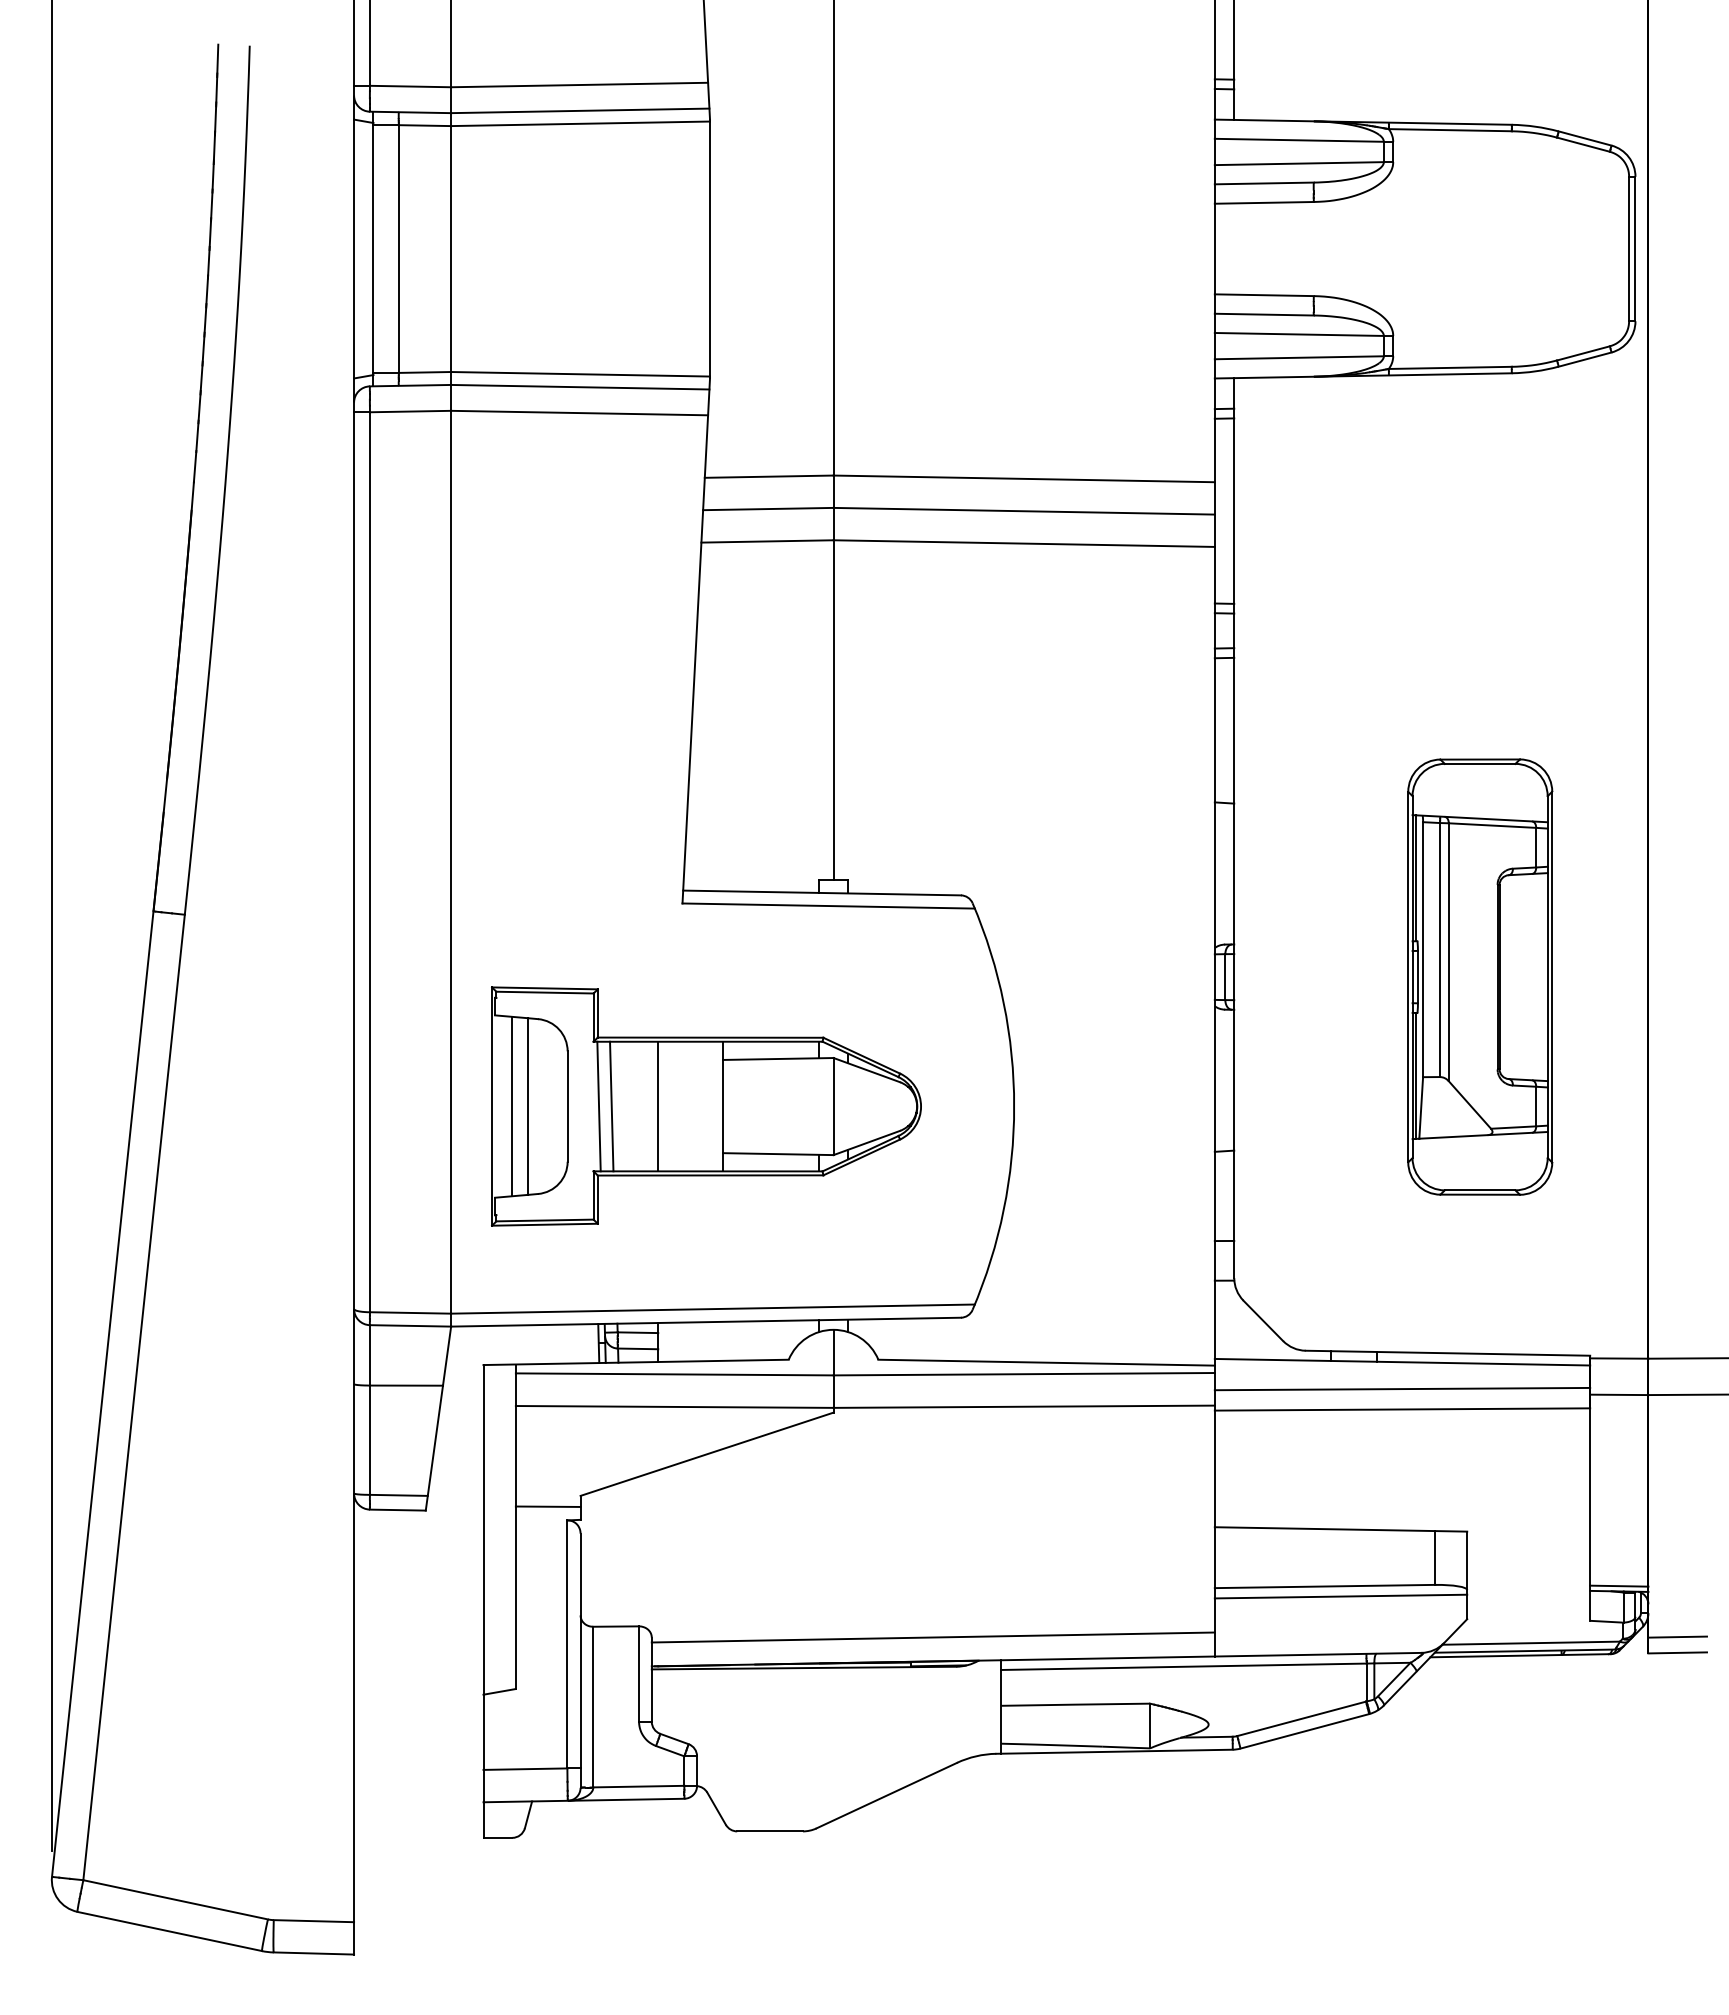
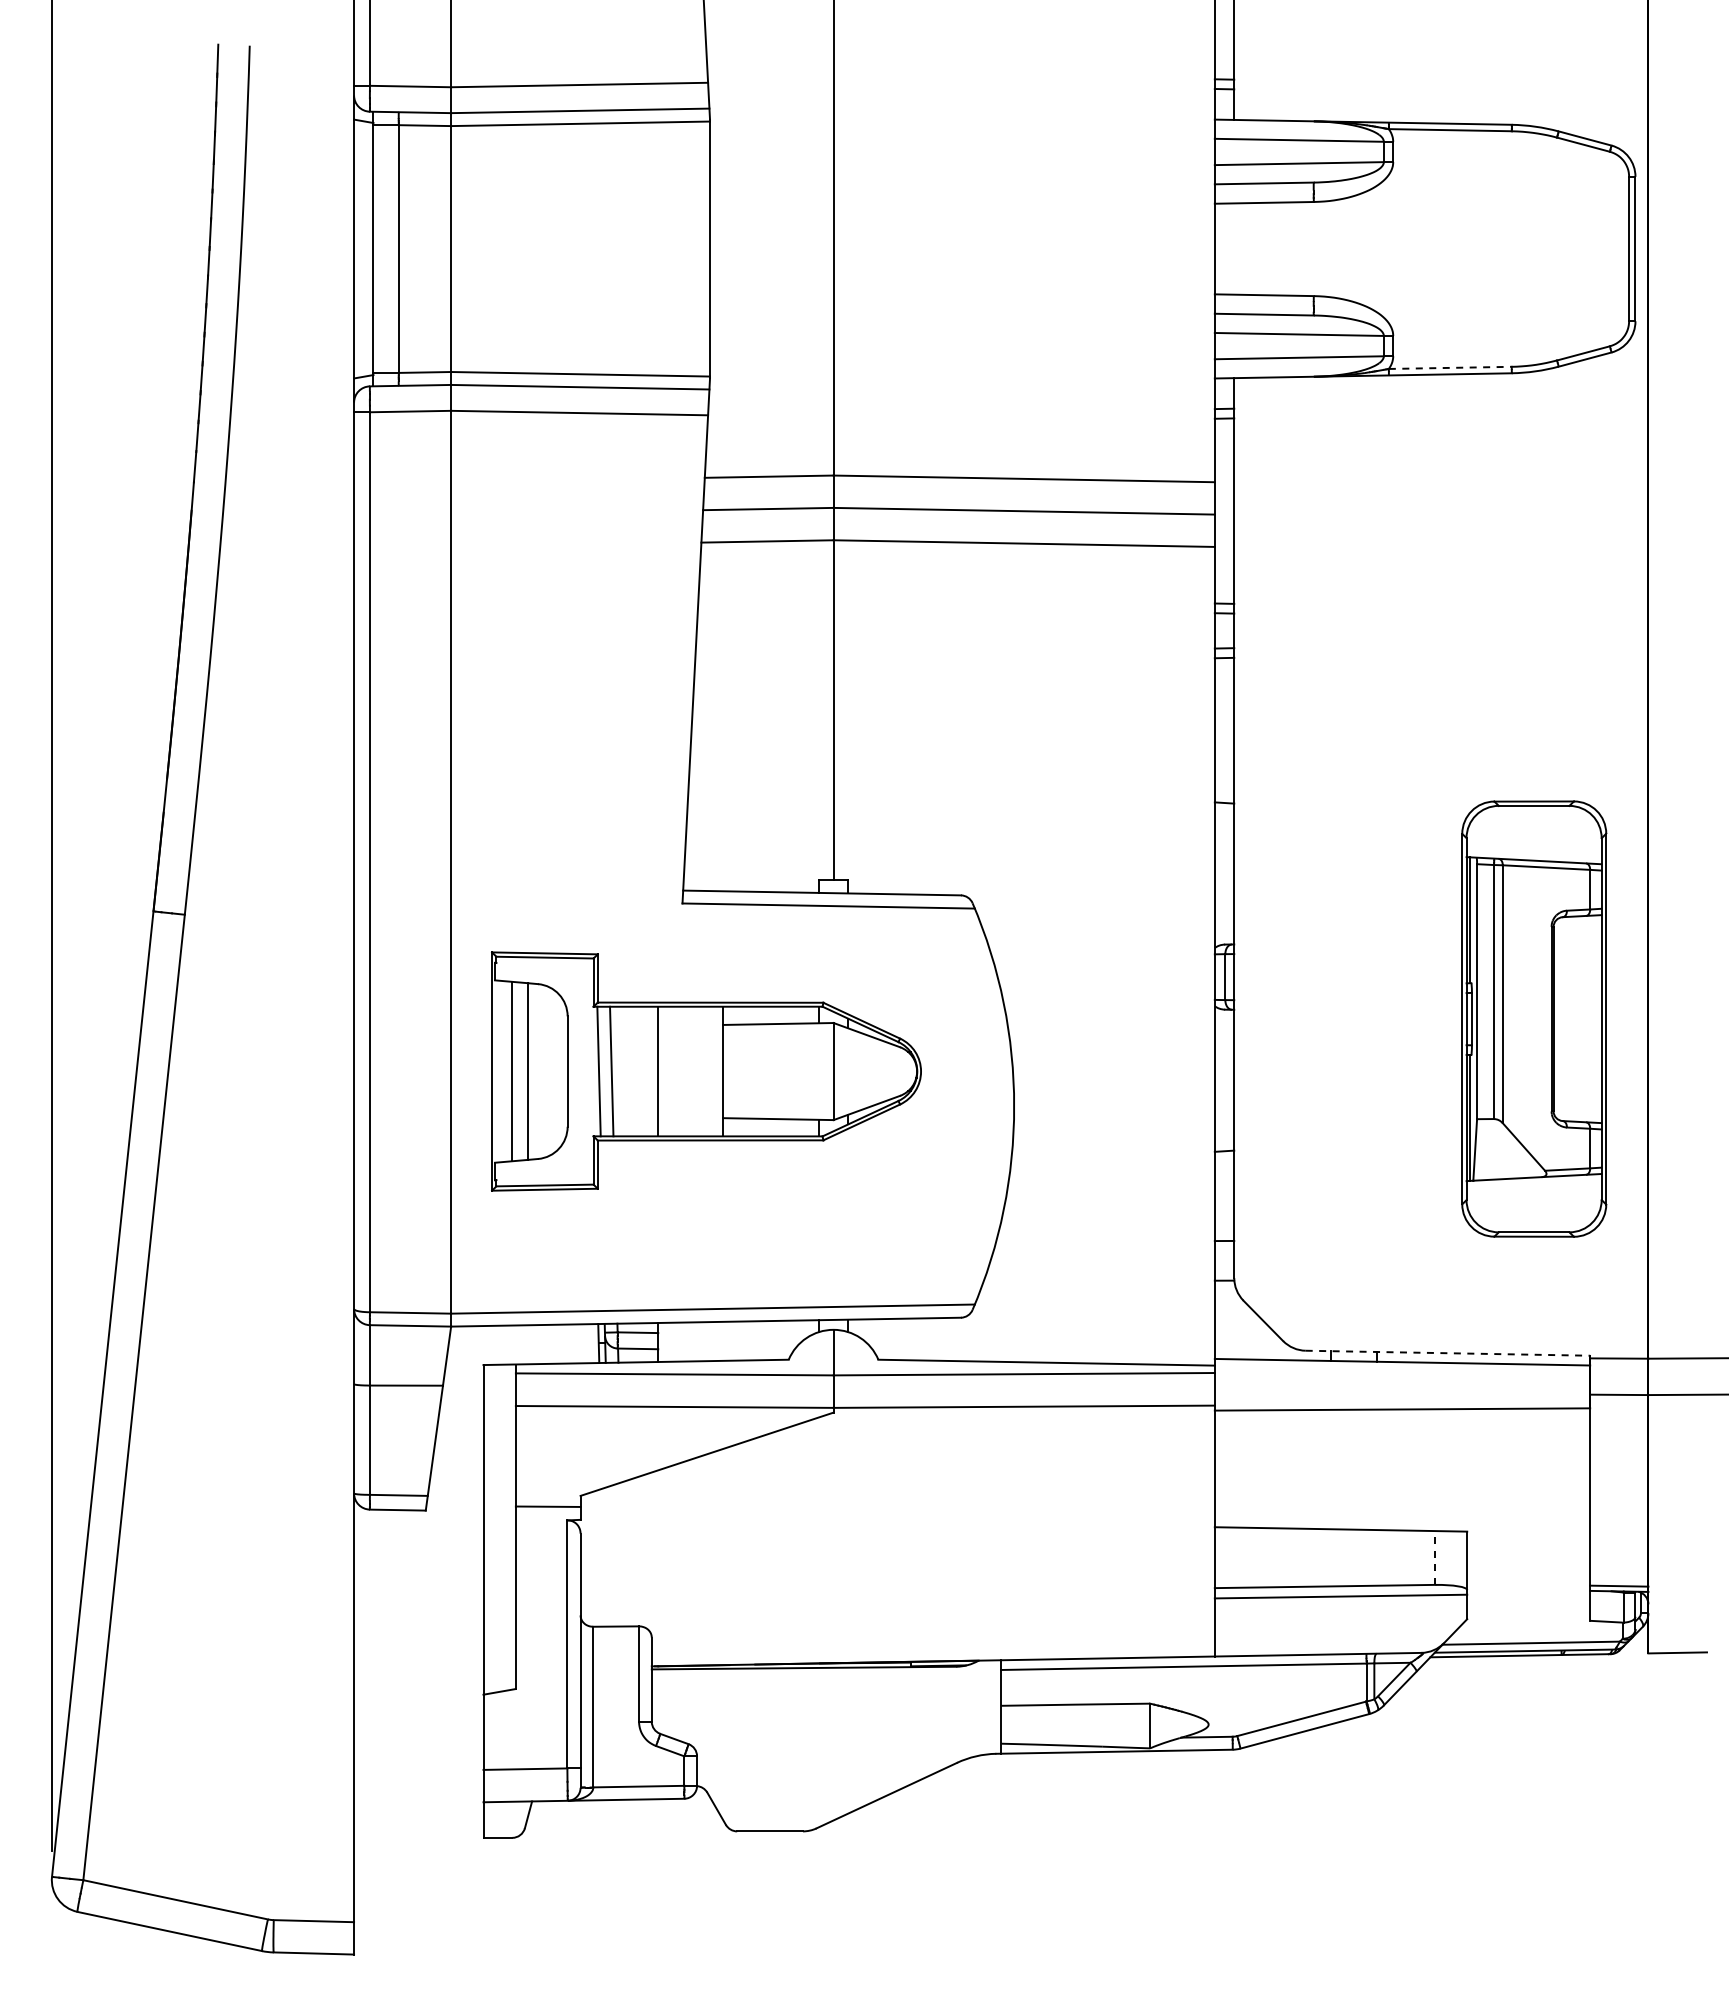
line: solid -> dashed (1450, 367)
part position: (1480, 976) -> (1534, 1018) (1534, 1018)
part position: (706, 1106) -> (706, 1071) (706, 1071)
line: solid -> dashed (1448, 1353)
line: present -> none (1402, 1388)
line: solid -> dashed (1435, 1557)
line: present -> none (1677, 1636)
line: present -> none (932, 1637)
